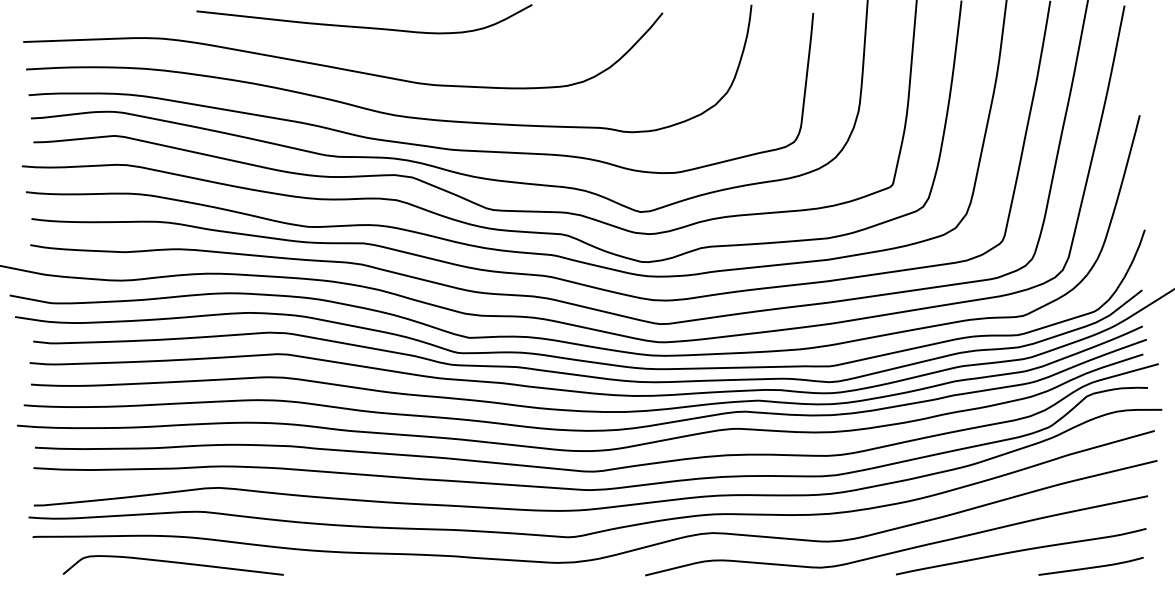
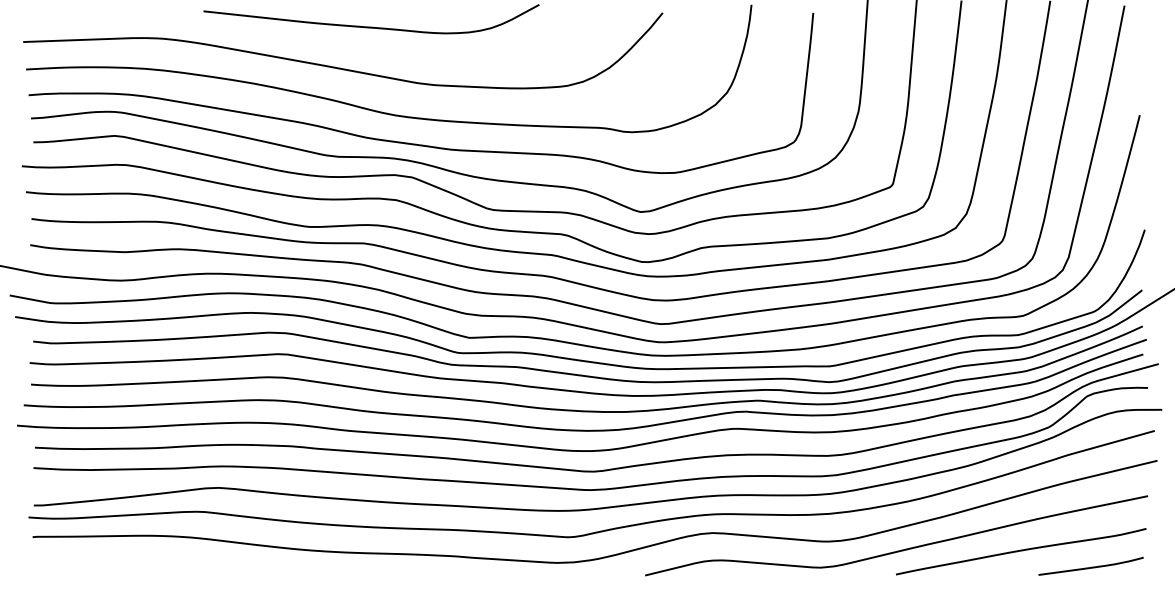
curve position: (364, 26) -> (371, 26) (371, 26)
curve: present -> none (173, 563)
